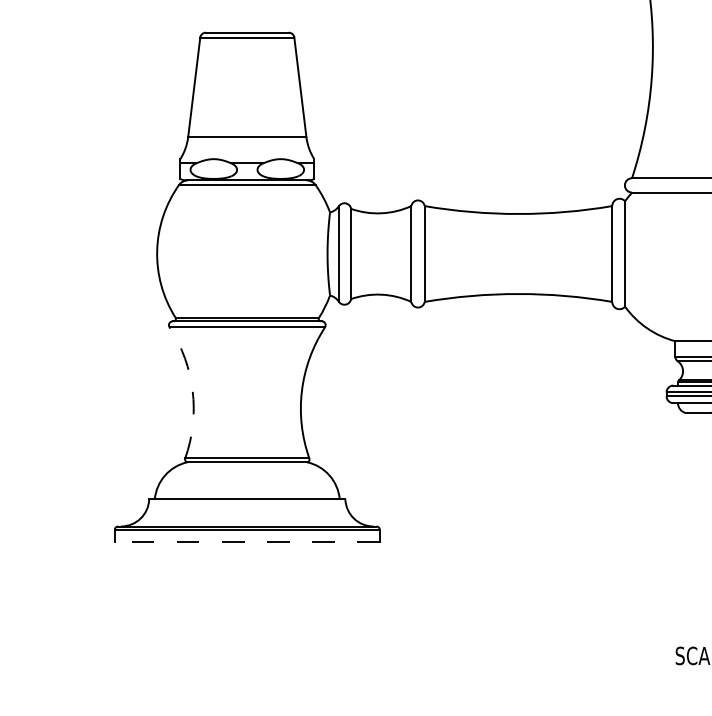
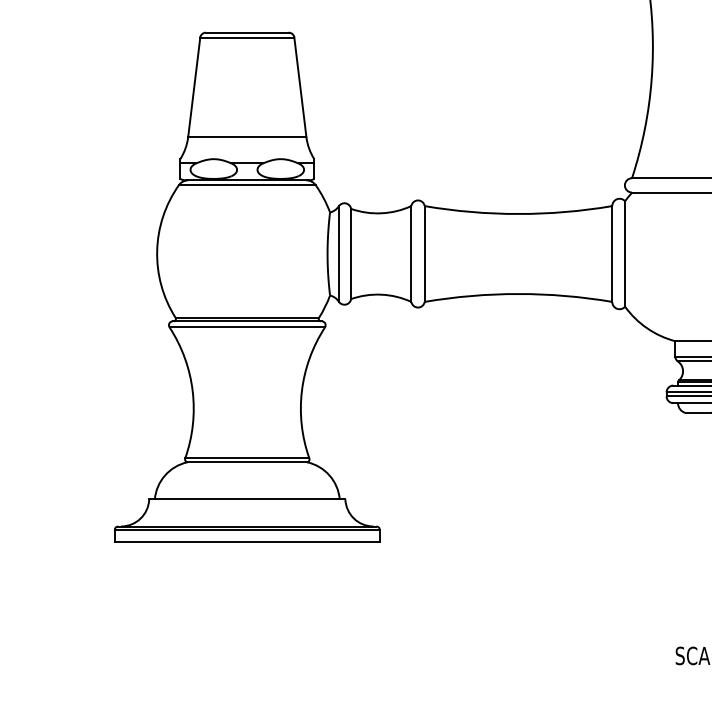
arc: dashed -> solid (192, 391)
line: dashed -> solid (246, 542)
